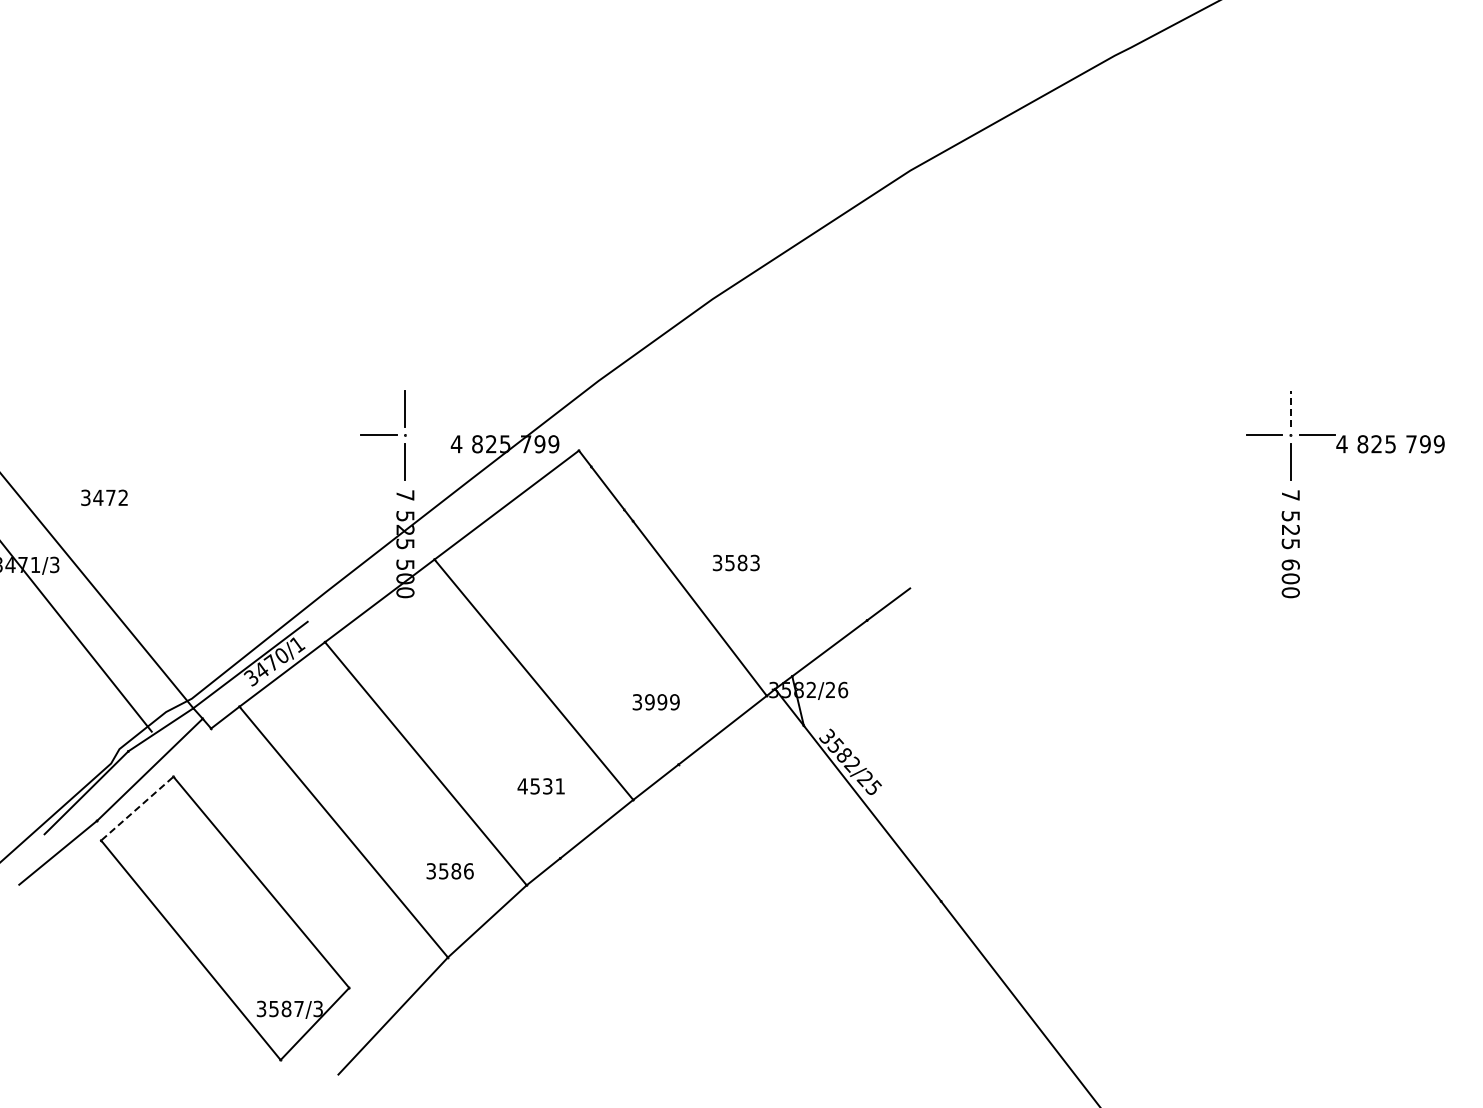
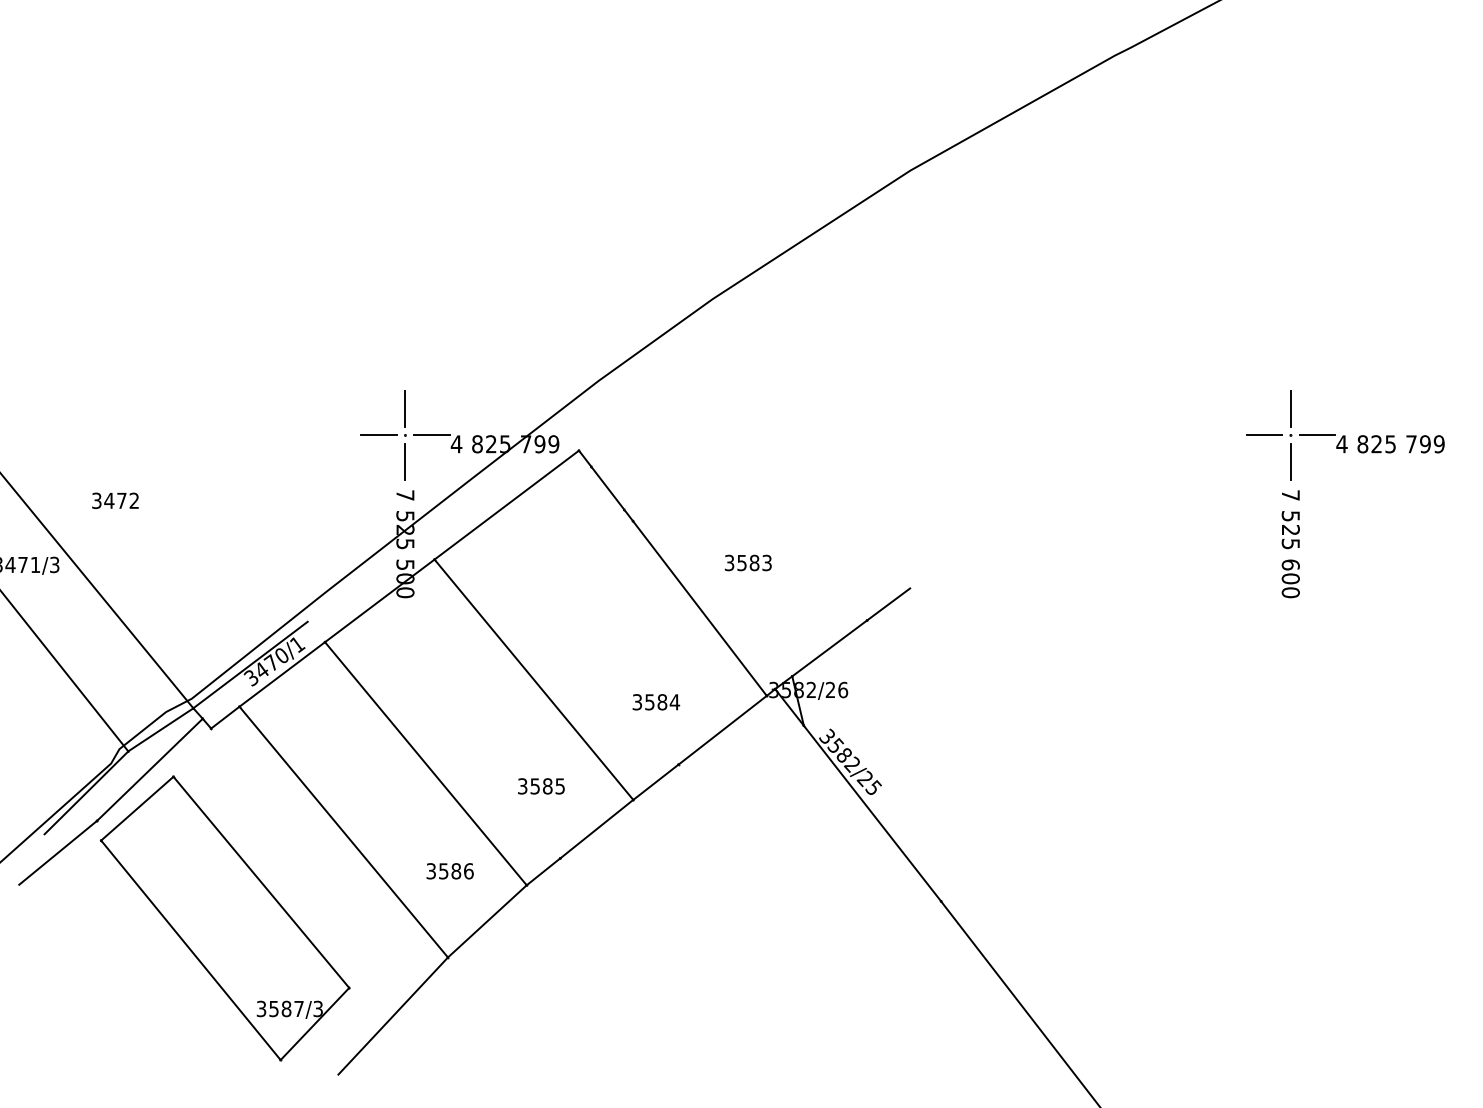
line: dashed -> solid (1290, 408)
line: none -> present (431, 435)
text position: (104, 497) -> (115, 500) (115, 500)
text position: (735, 562) -> (747, 562) (747, 562)
line position: (76, 637) -> (64, 671) (64, 671)
text: 3999 -> 3584 (662, 702)
text: 4531 -> 3585 (540, 786)
line: dashed -> solid (137, 809)
